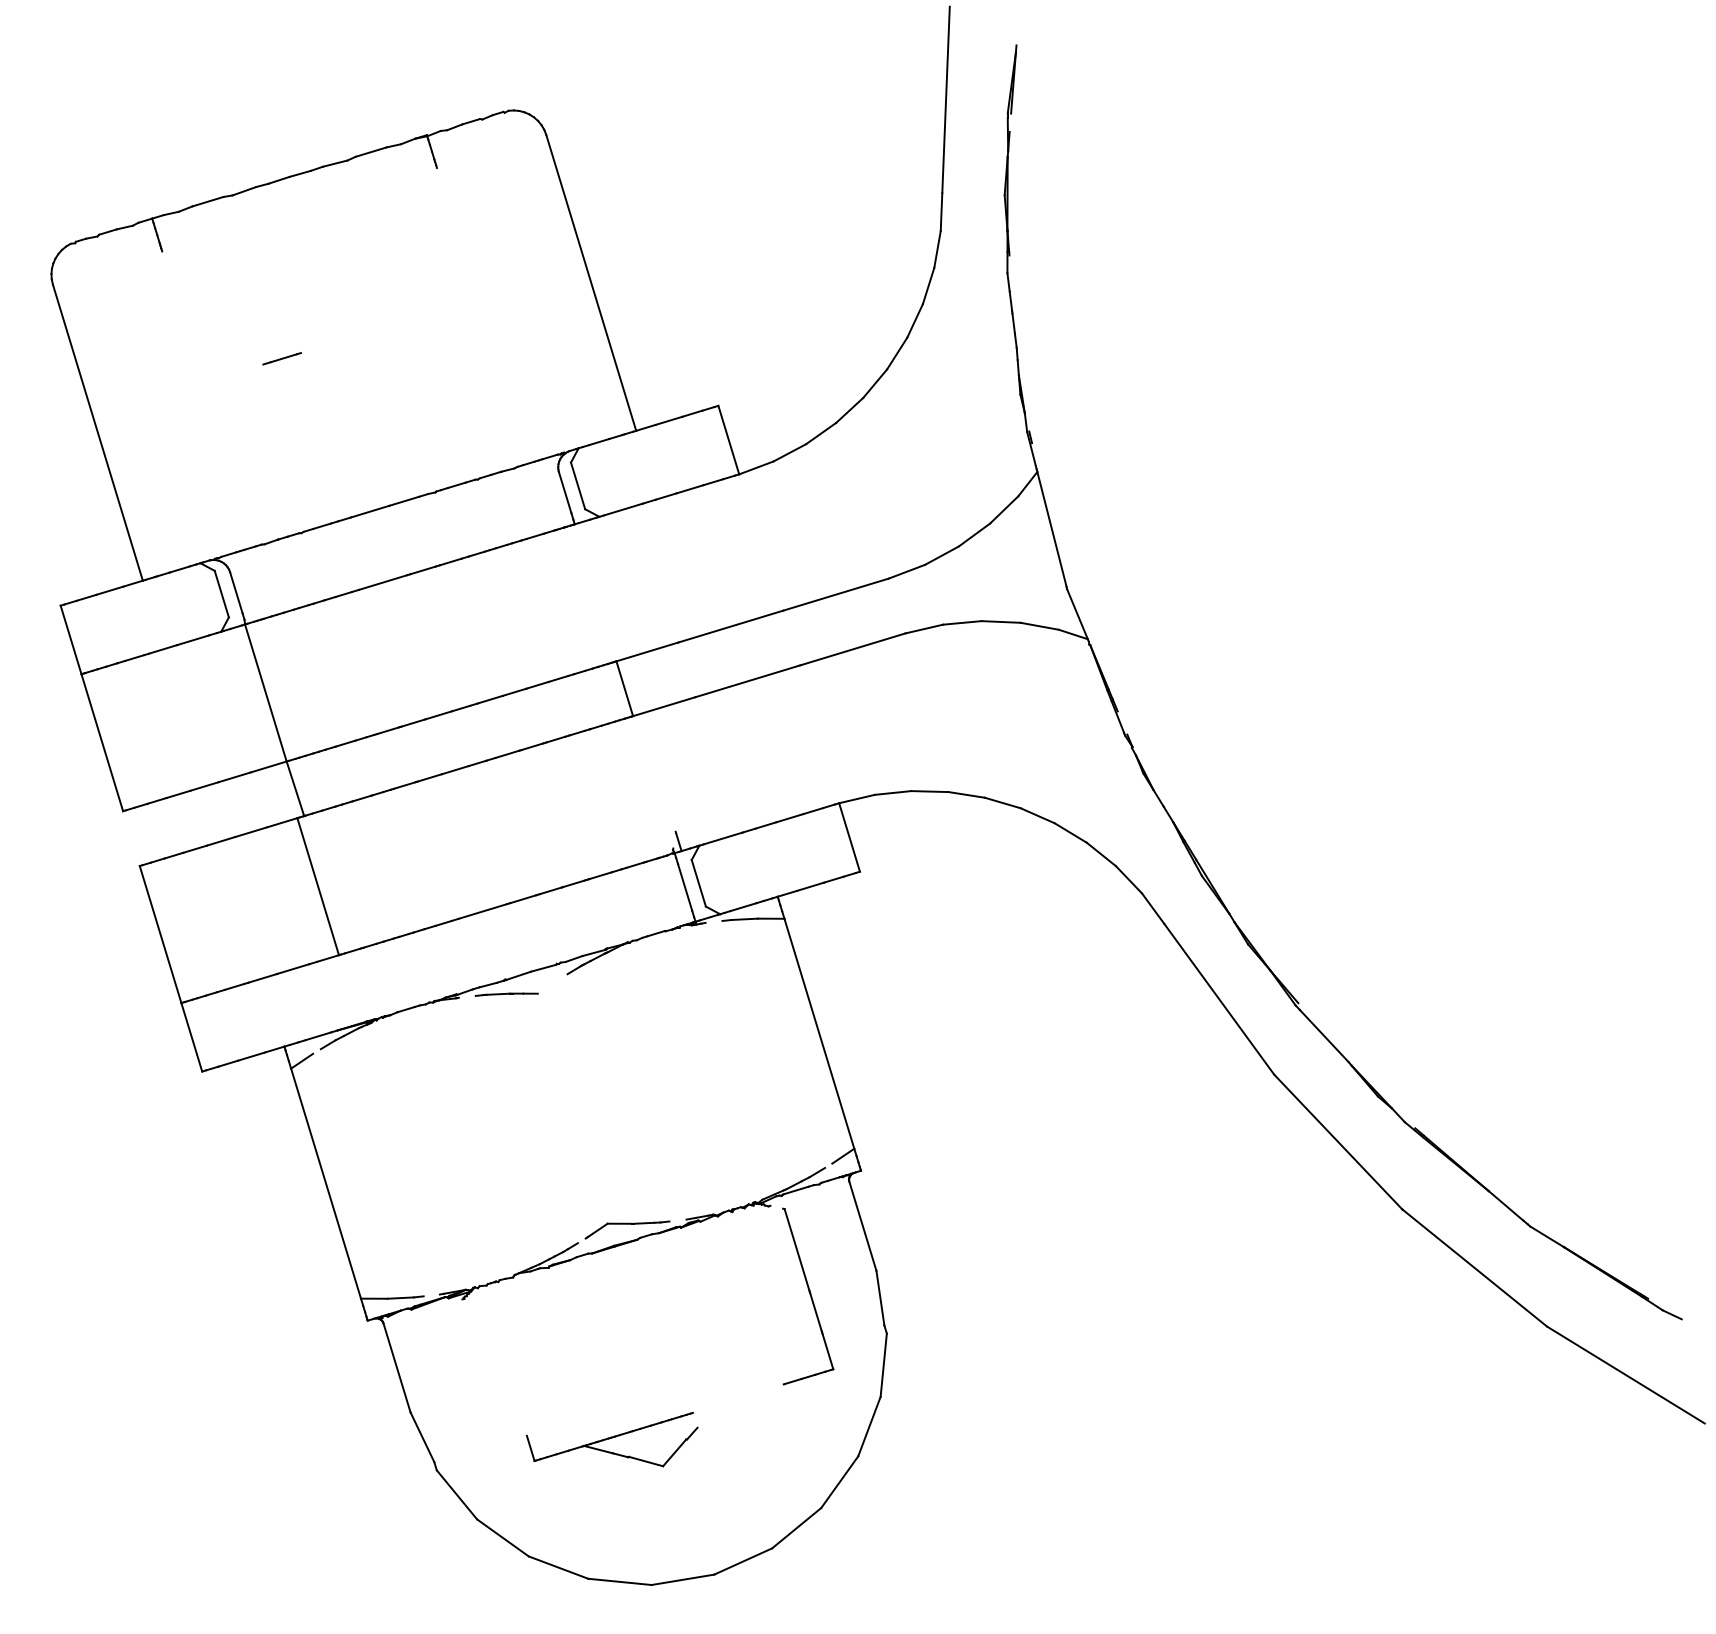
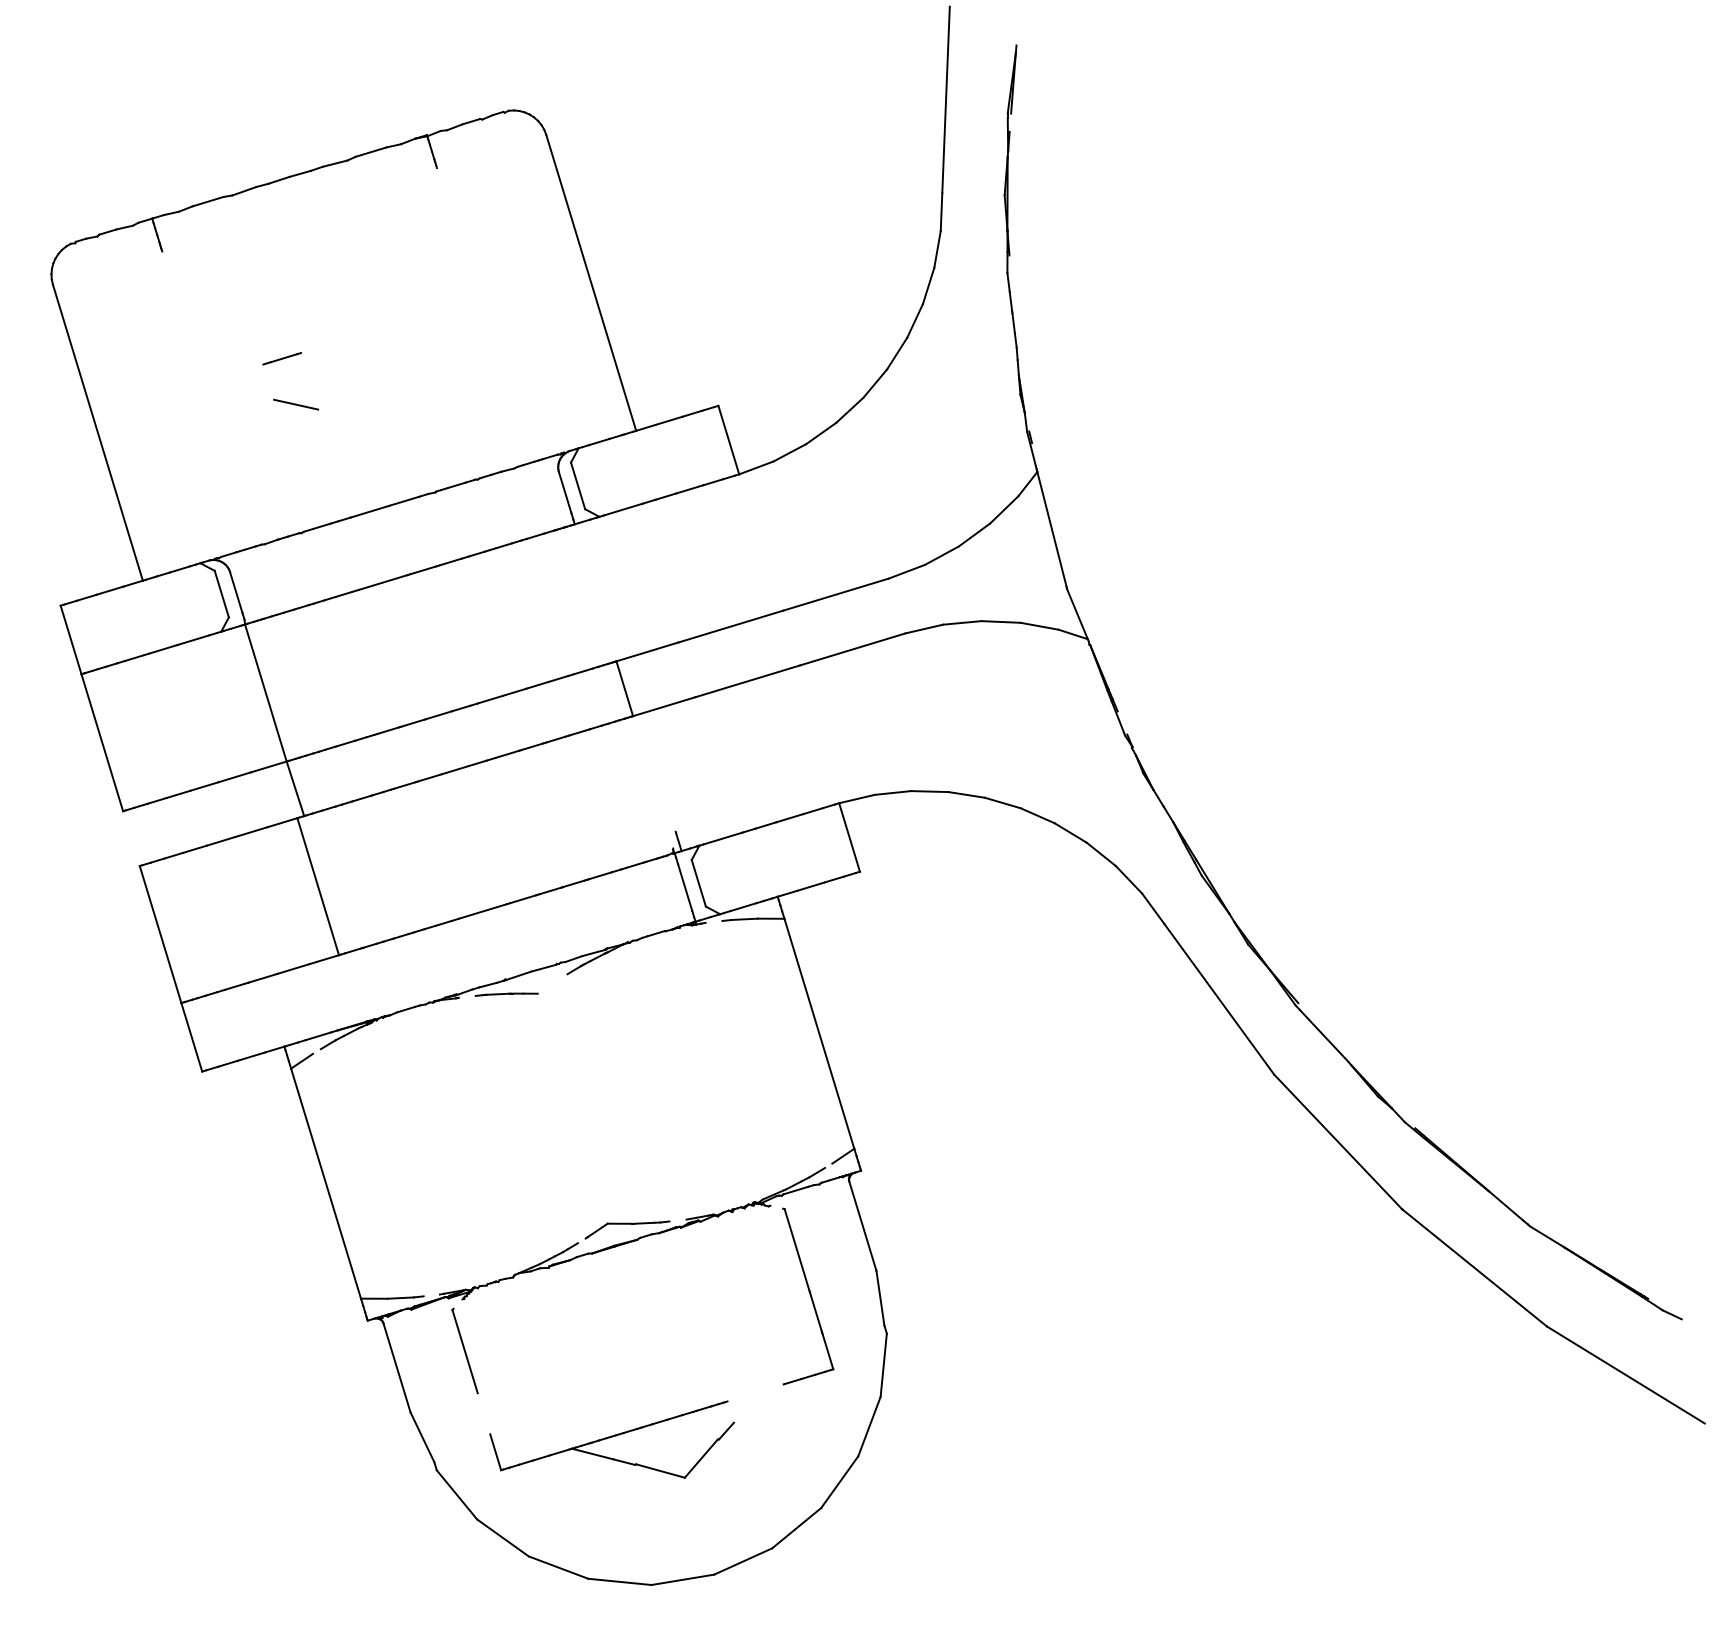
line: none -> present (296, 404)
part: none -> present (464, 1350)
part size: 174x57 px -> 247x79 px (612, 1439)
